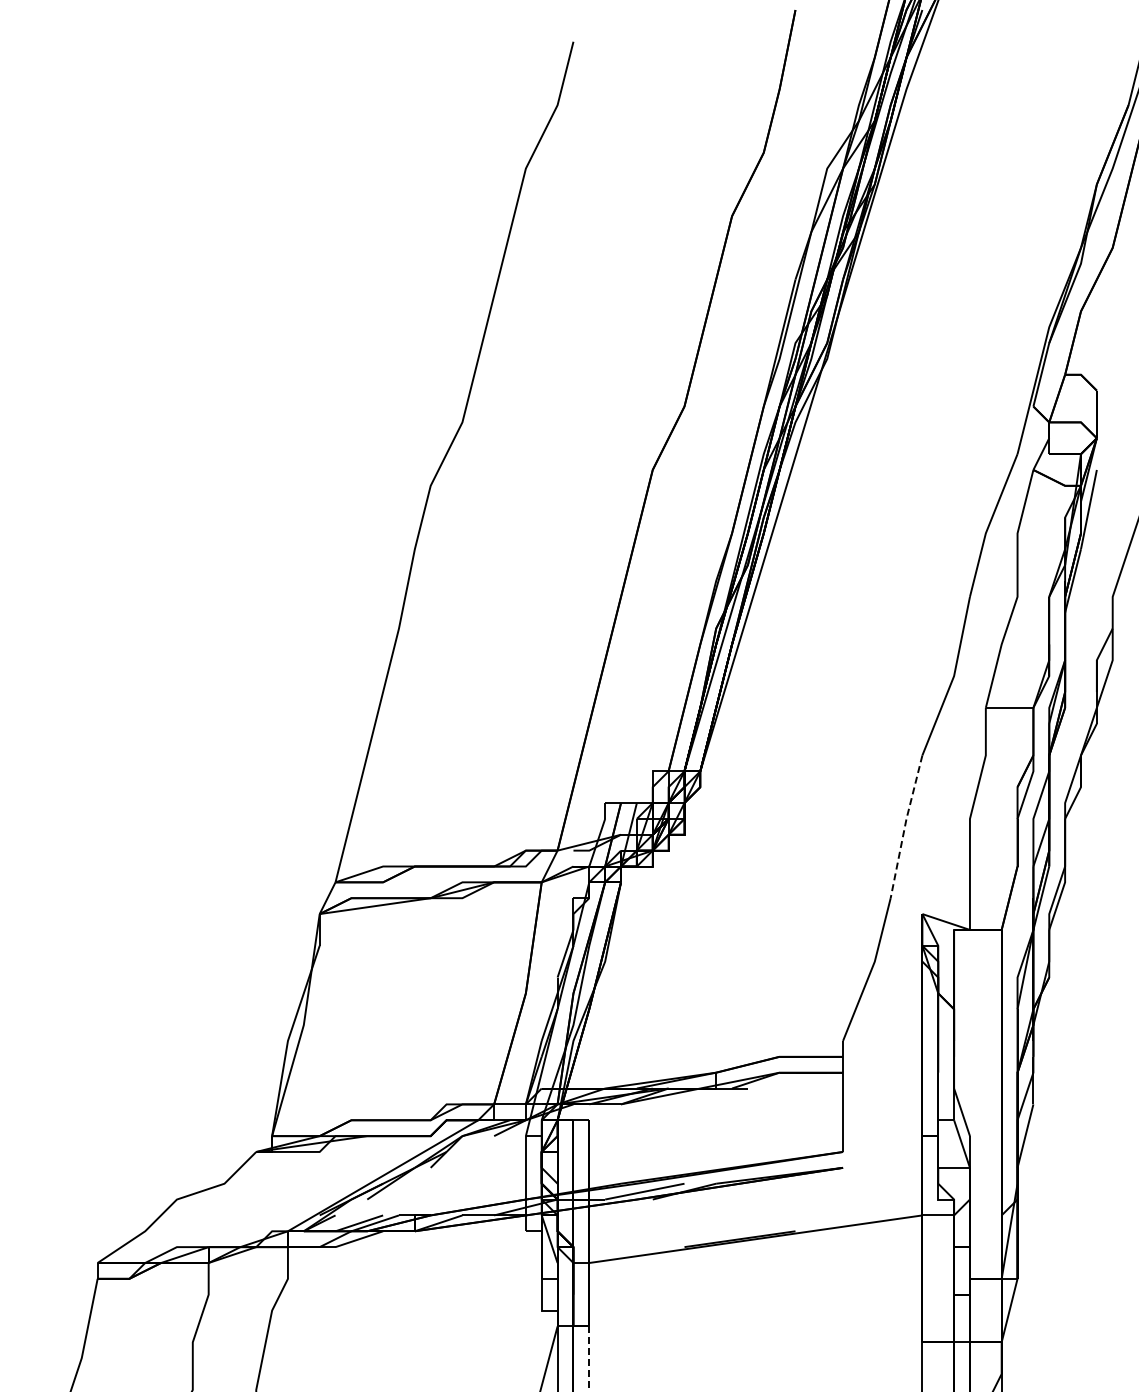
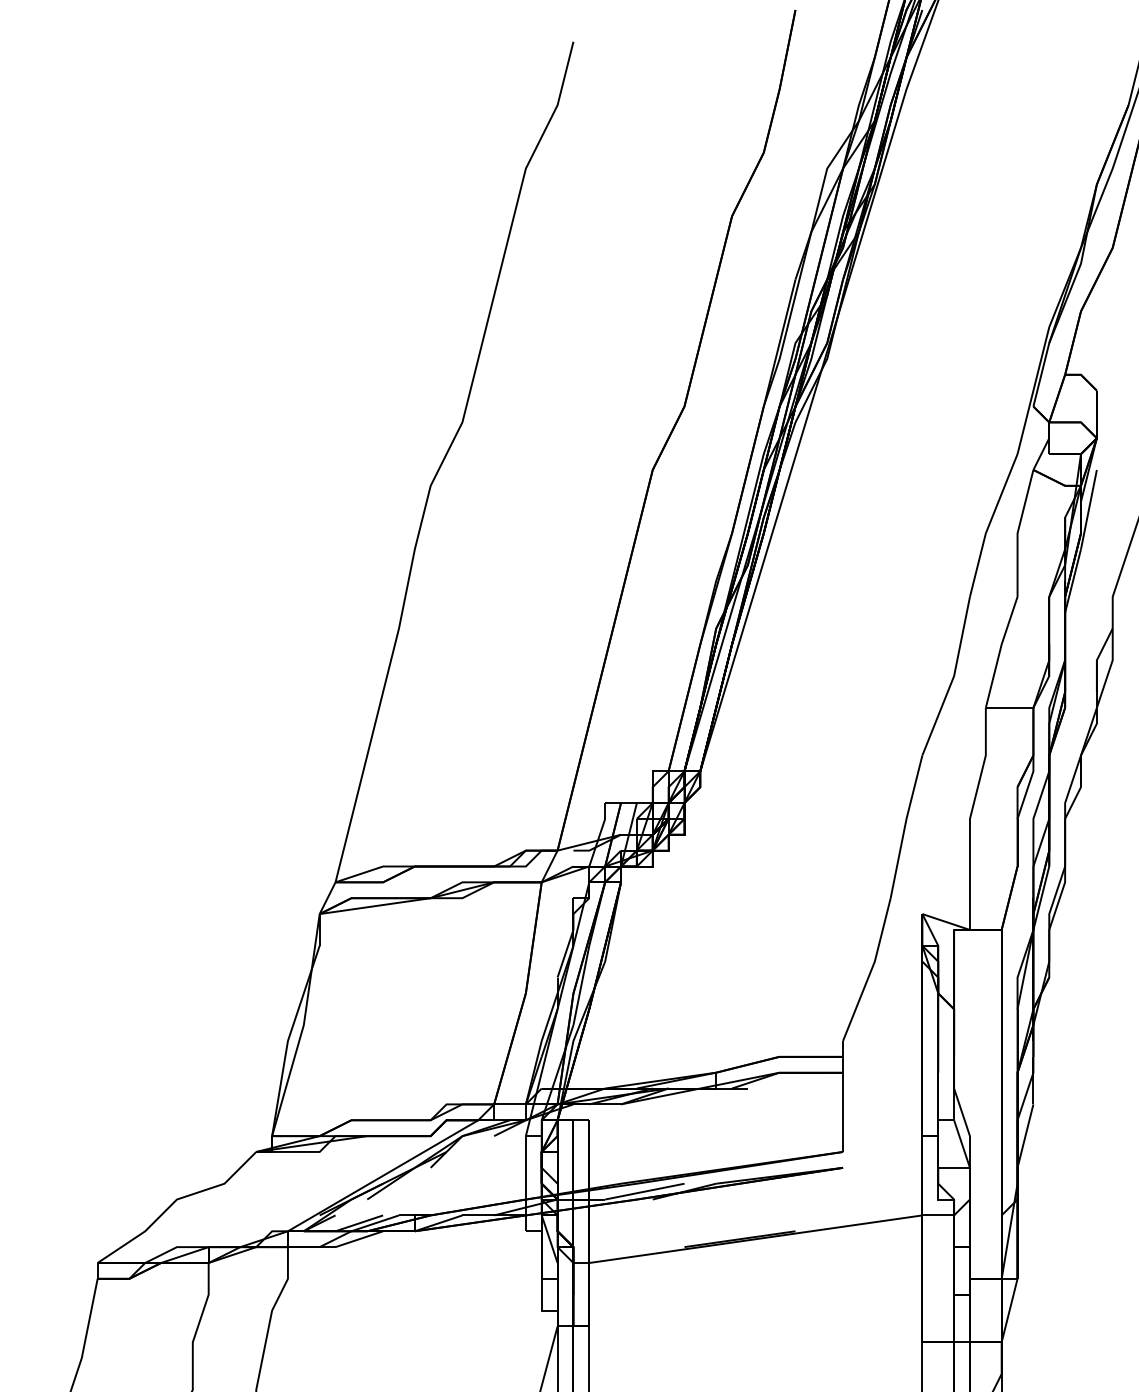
line: dashed -> solid (905, 825)
line: dashed -> solid (589, 1359)
